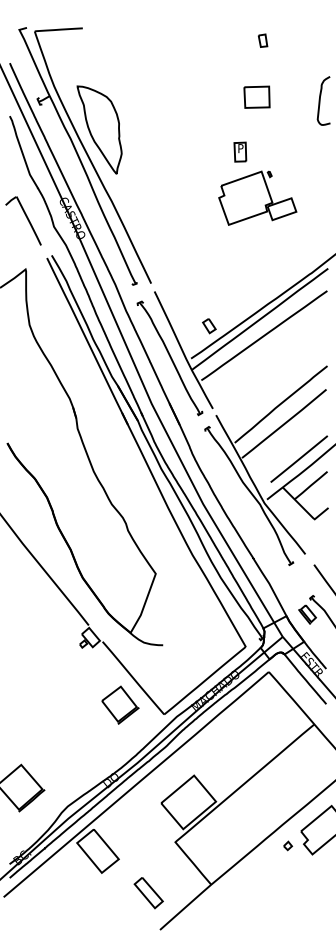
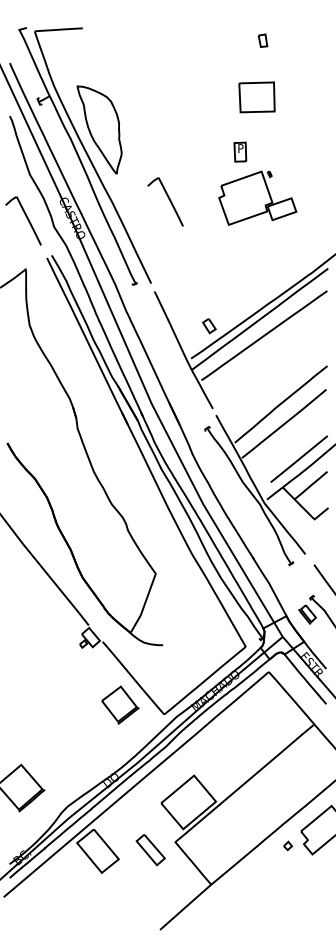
part size: 28x24 px -> 38x33 px (256, 97)
curve: present -> none (320, 100)
part: none -> present (165, 201)
part: present -> none (169, 358)
part position: (148, 893) -> (150, 850) (150, 850)
